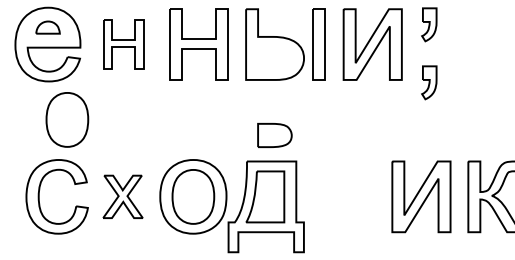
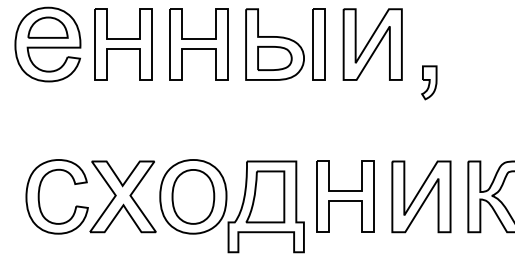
part: present -> none (429, 24)
part size: 26x15 px -> 42x23 px (47, 27)
part size: 42x51 px -> 59x73 px (123, 44)
part: present -> none (67, 119)
part position: (274, 135) -> (274, 58) (274, 58)
part size: 42x45 px -> 68x74 px (122, 196)
part: none -> present (345, 196)
